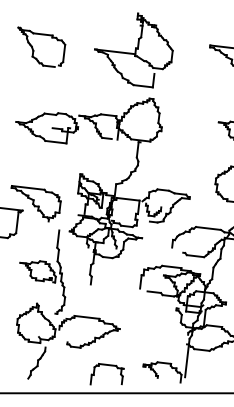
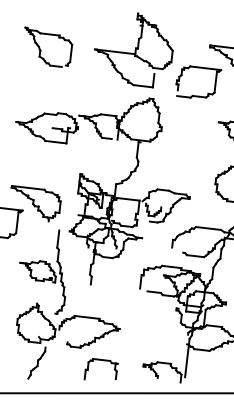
part position: (33, 47) -> (40, 47) (40, 47)
part: none -> present (198, 68)
part position: (109, 366) -> (103, 361) (103, 361)
